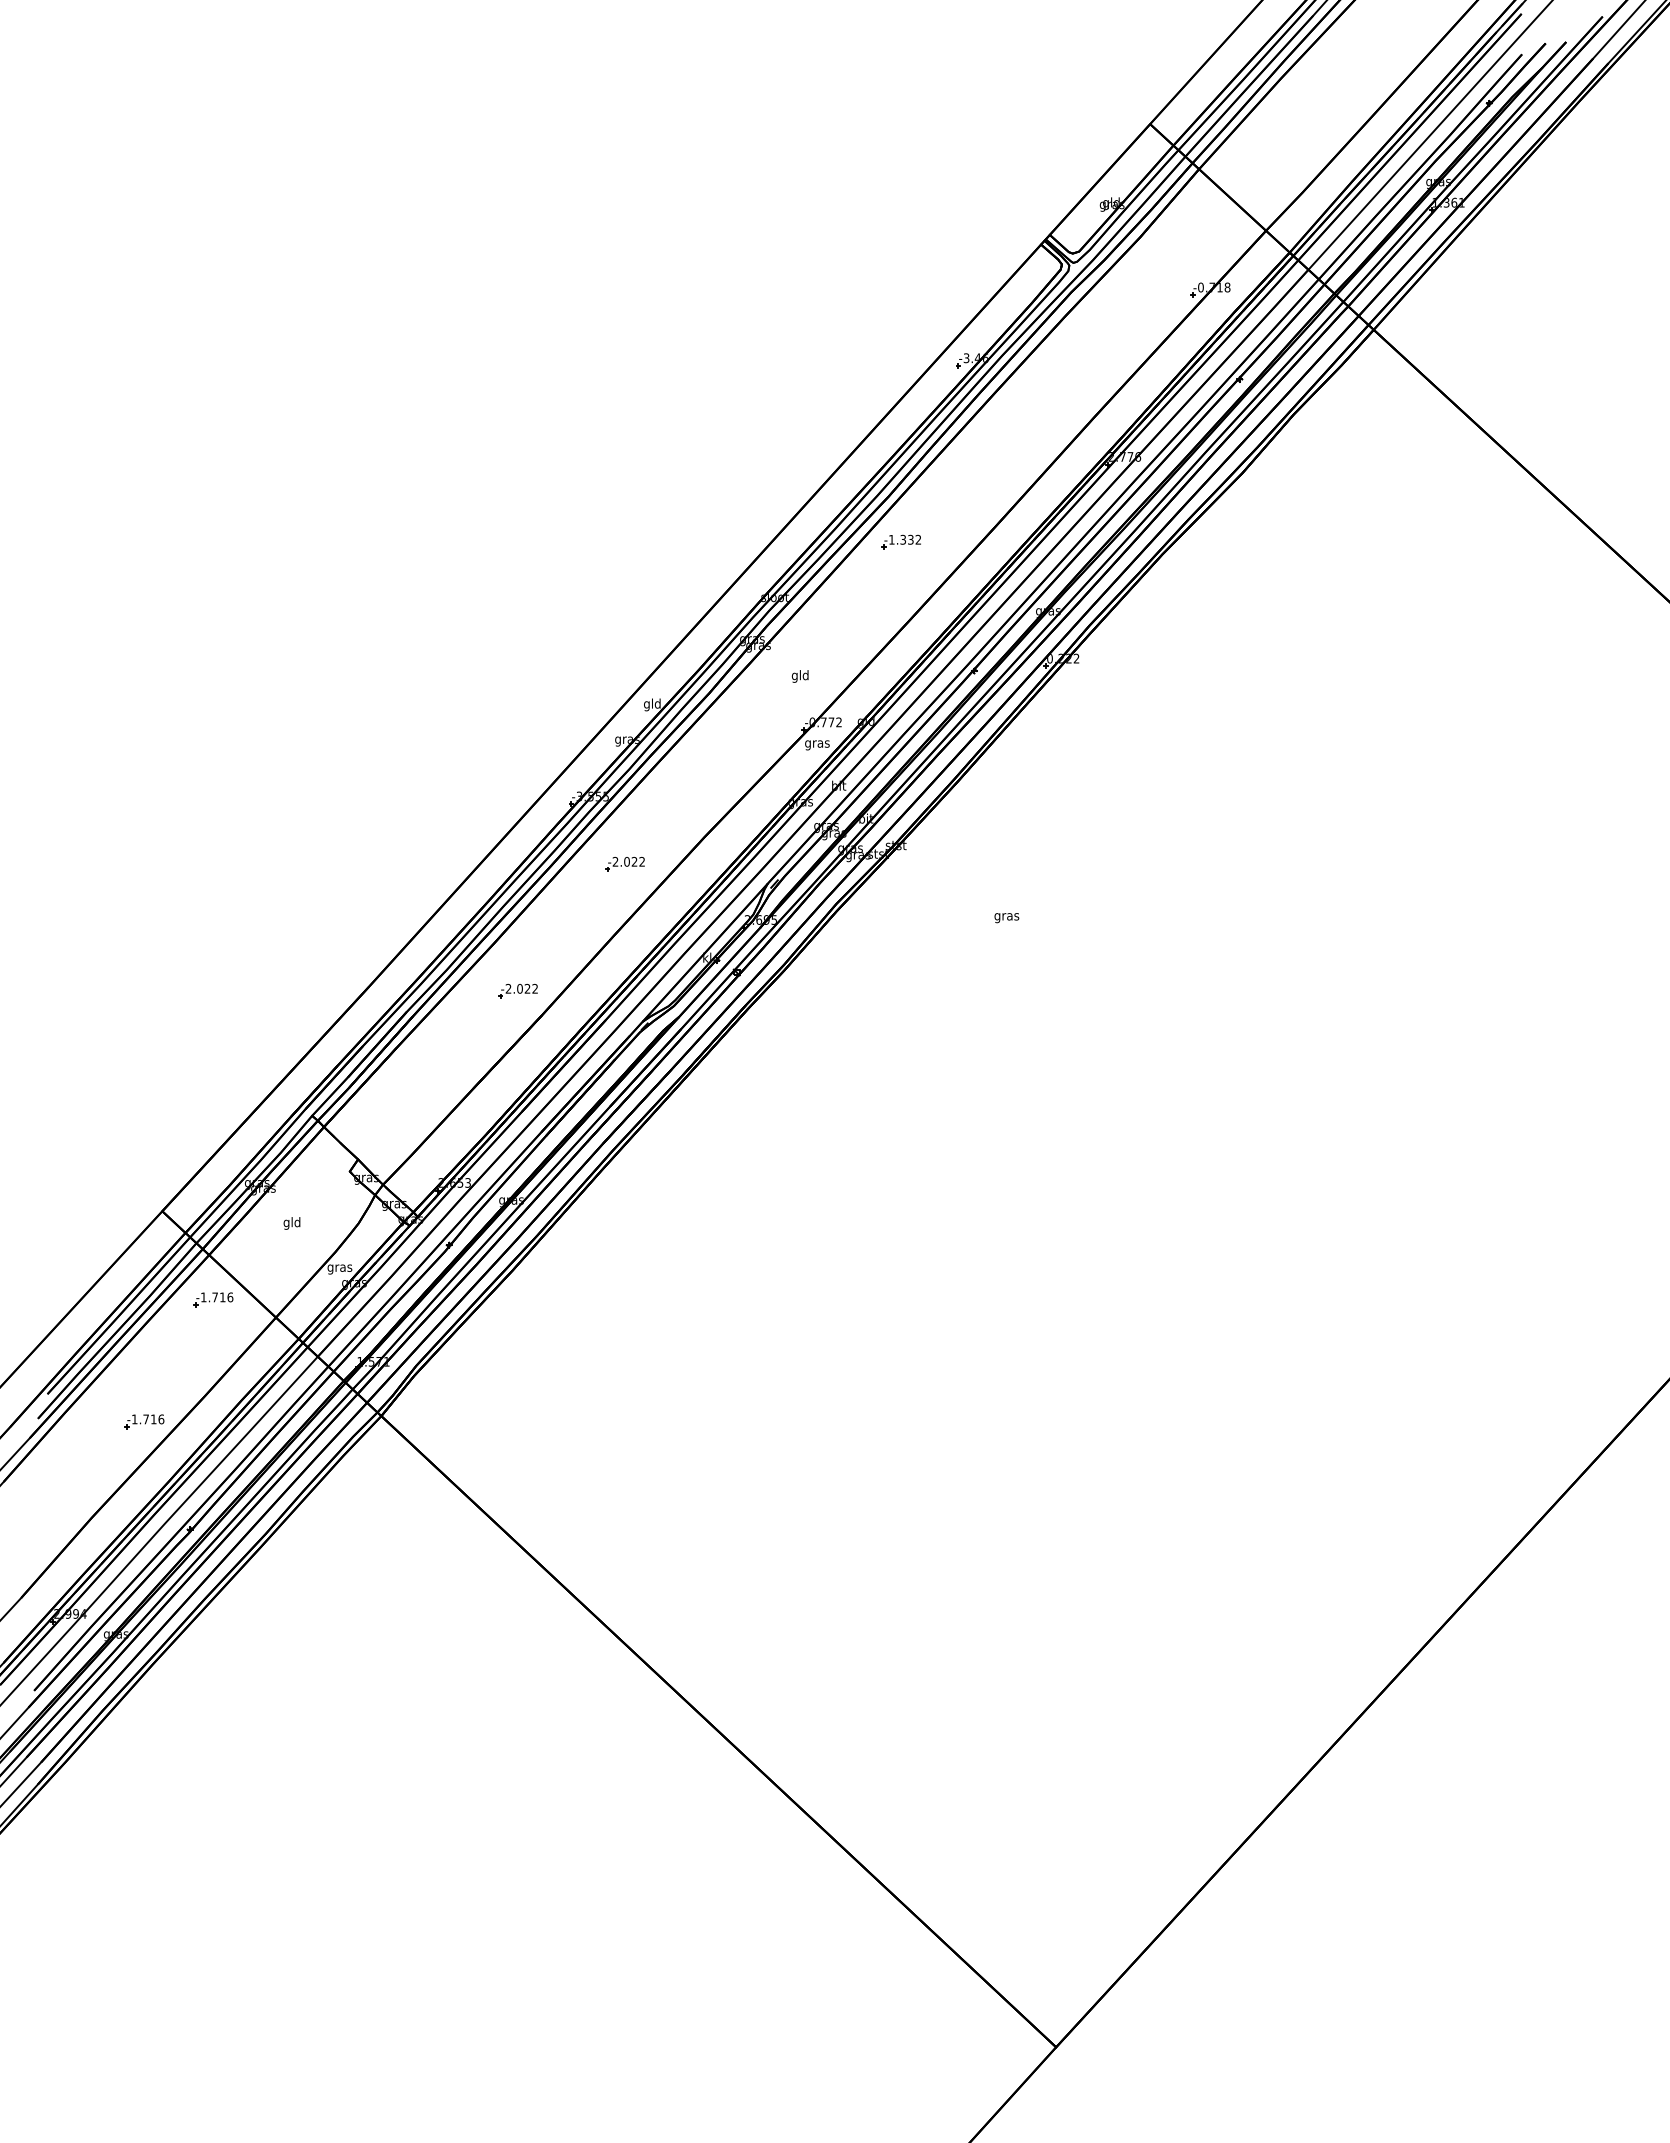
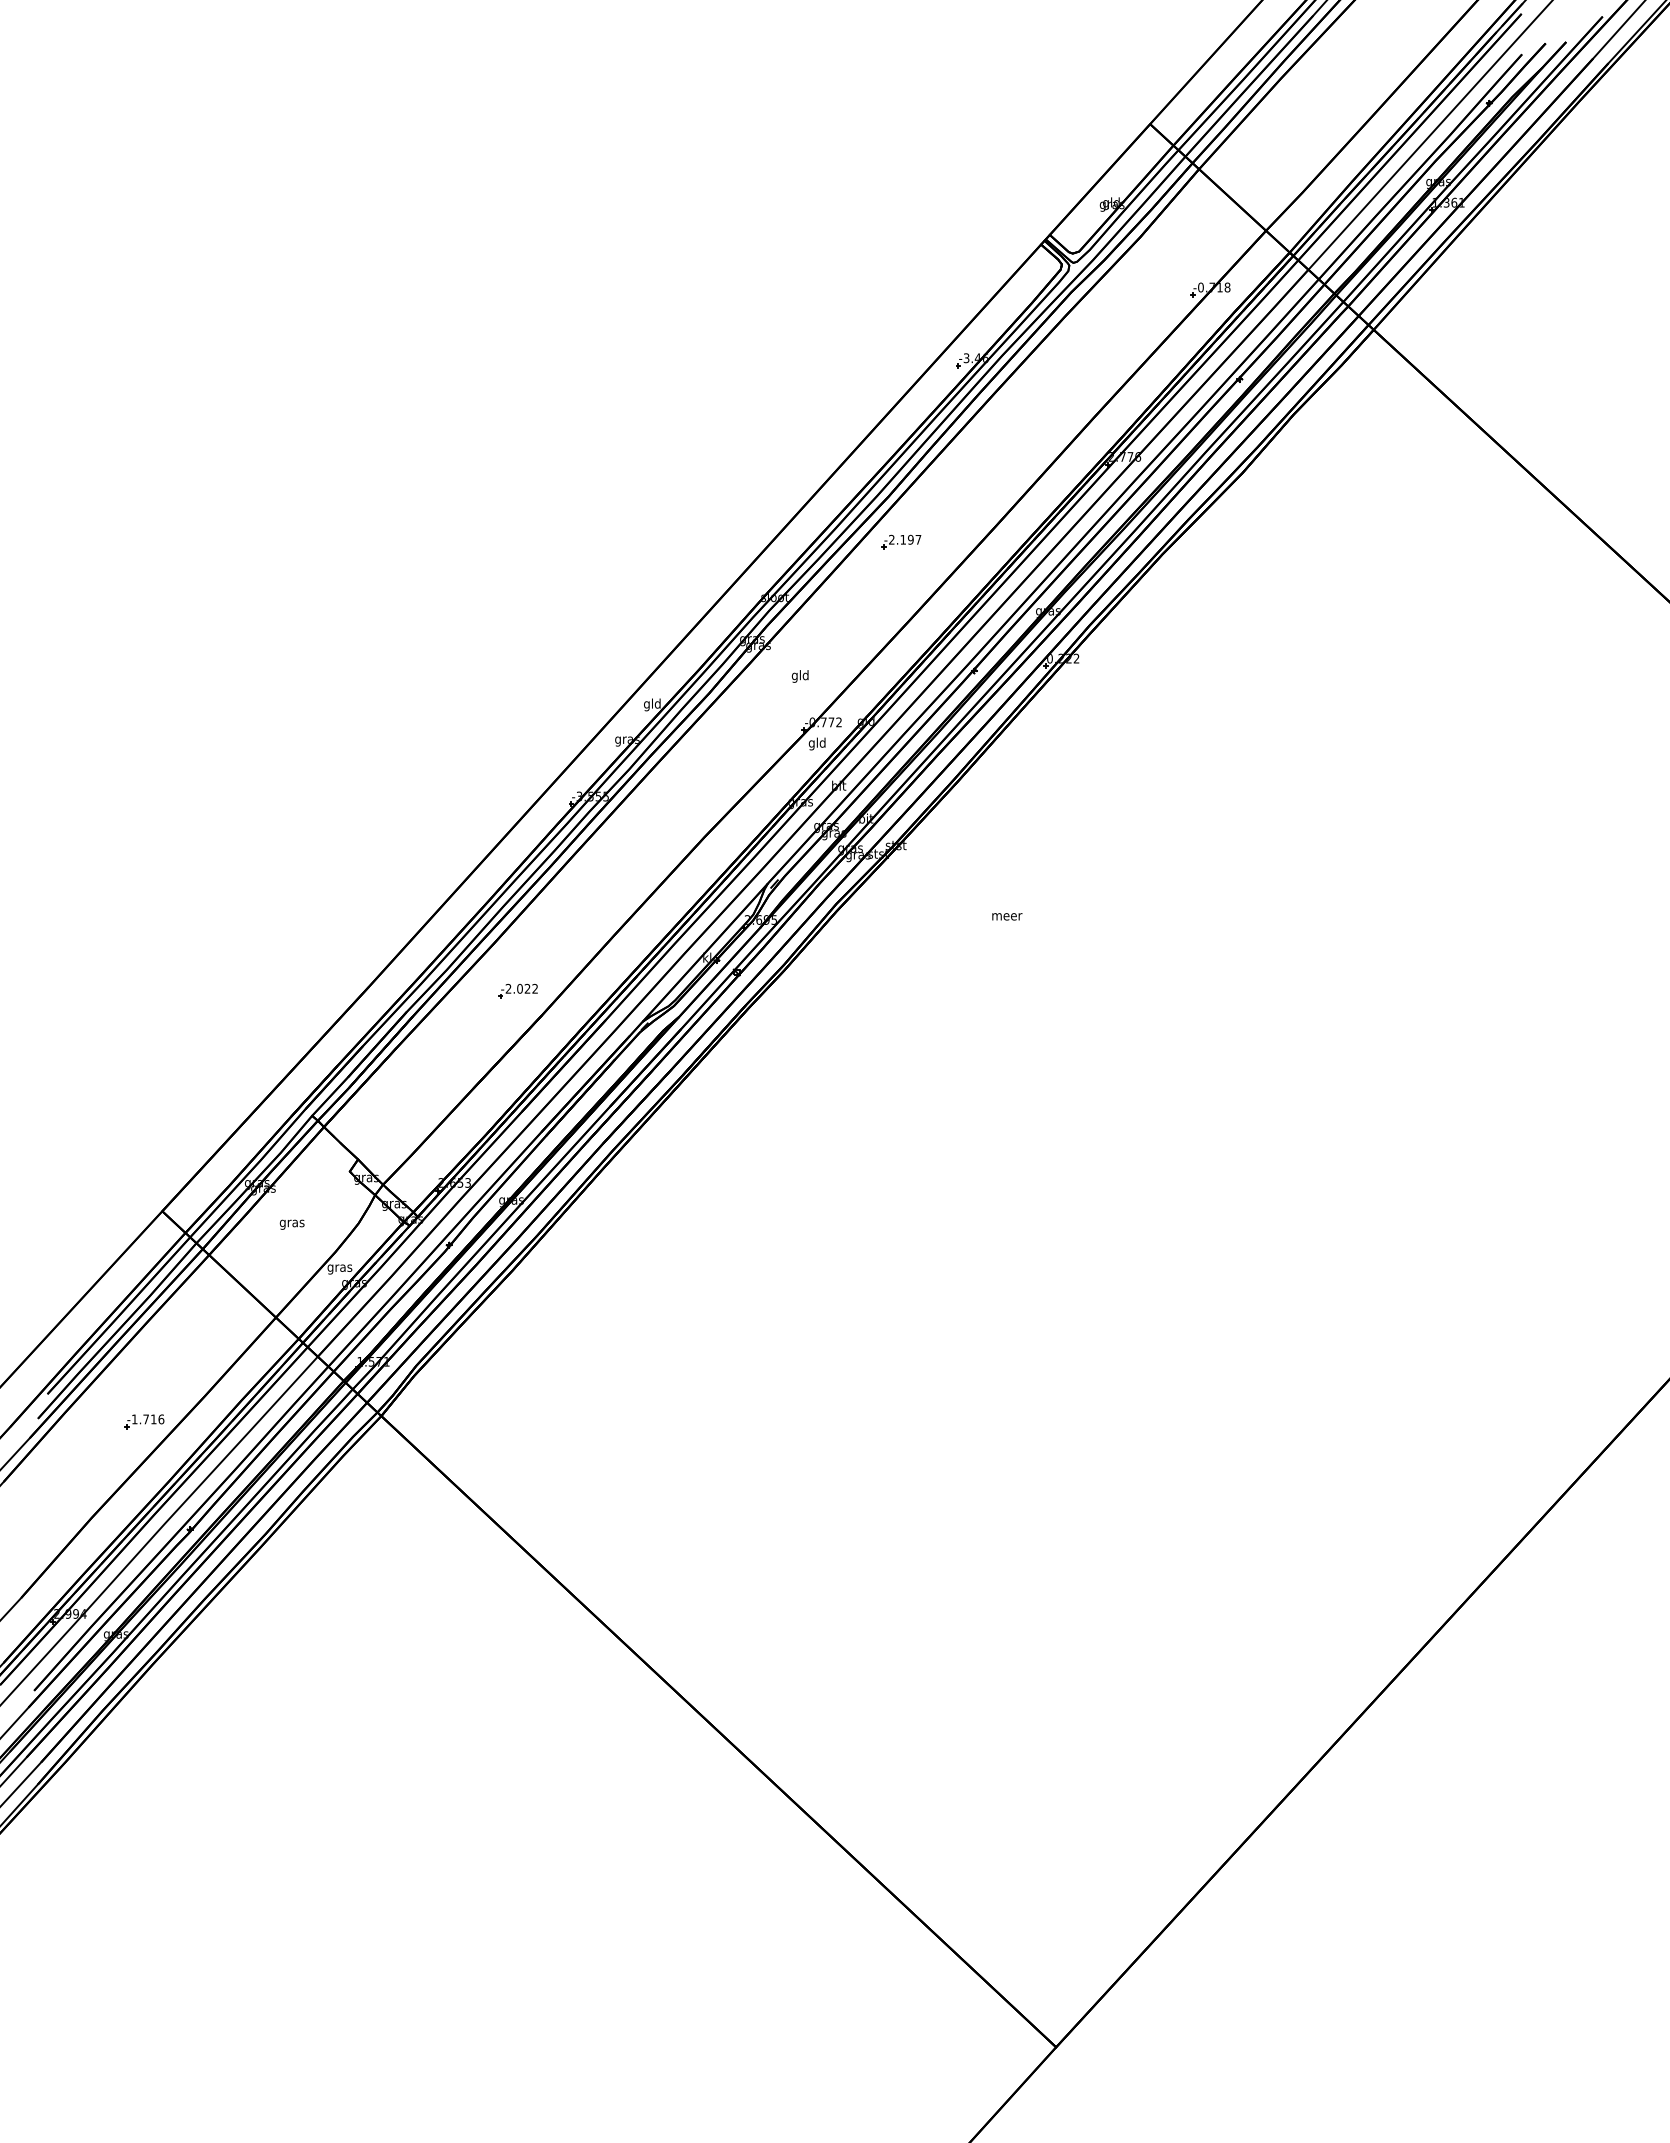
text: -1.332 -> -2.197 (905, 539)
text: gras -> gld (817, 743)
part: present -> none (624, 864)
text: gras -> meer (1007, 918)
text: gld -> gras (291, 1223)
part: present -> none (213, 1299)
